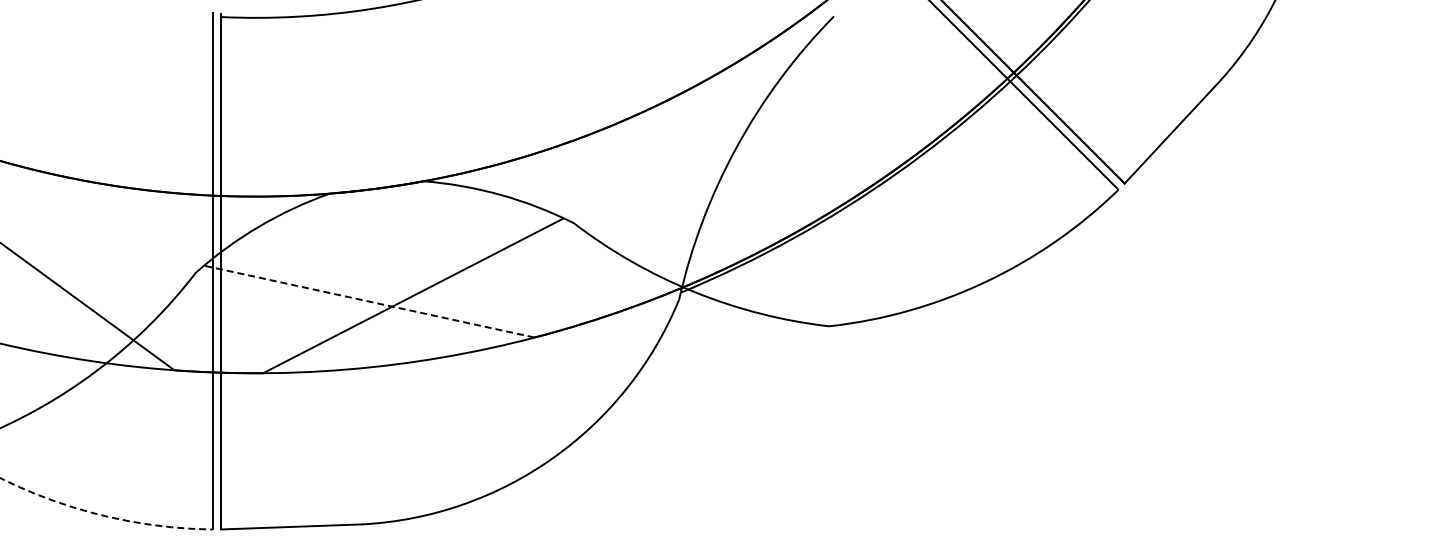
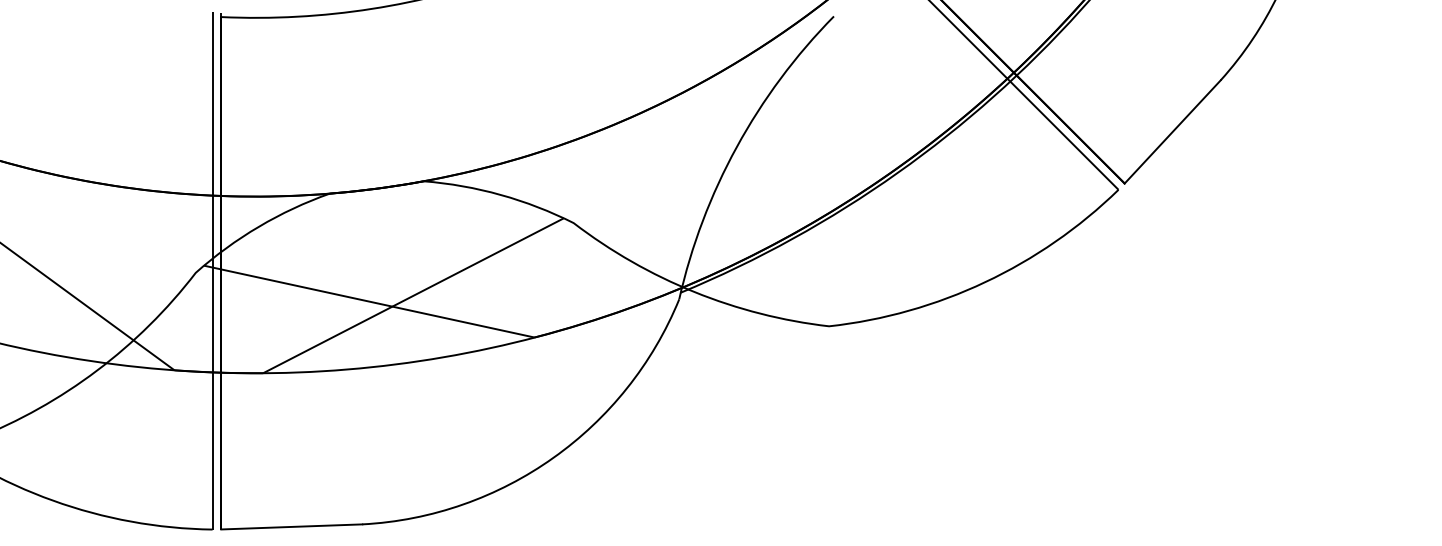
line: dashed -> solid (368, 301)
line: dashed -> solid (103, 515)
